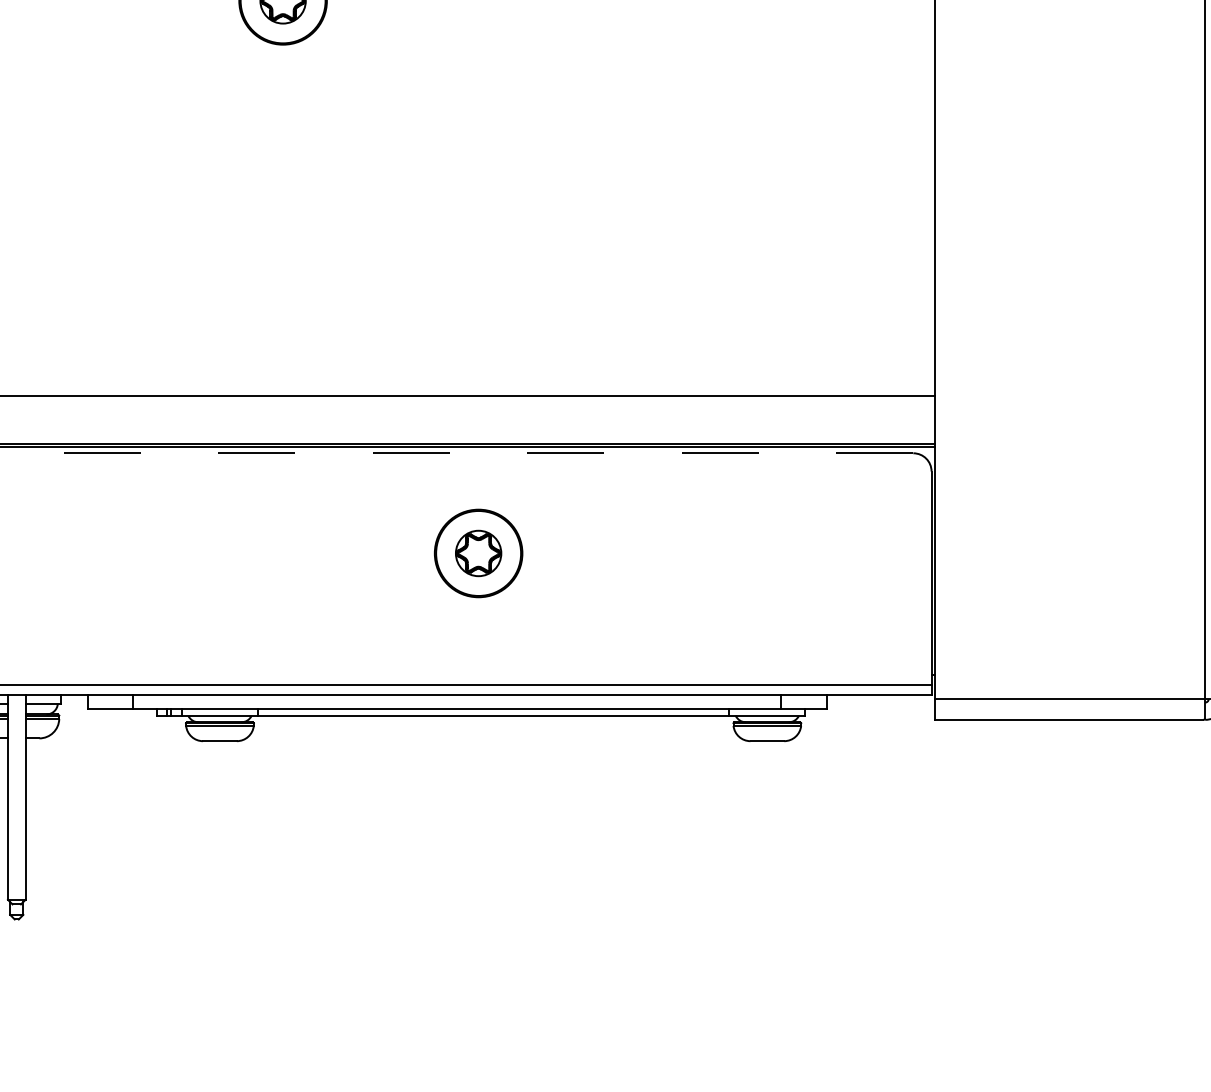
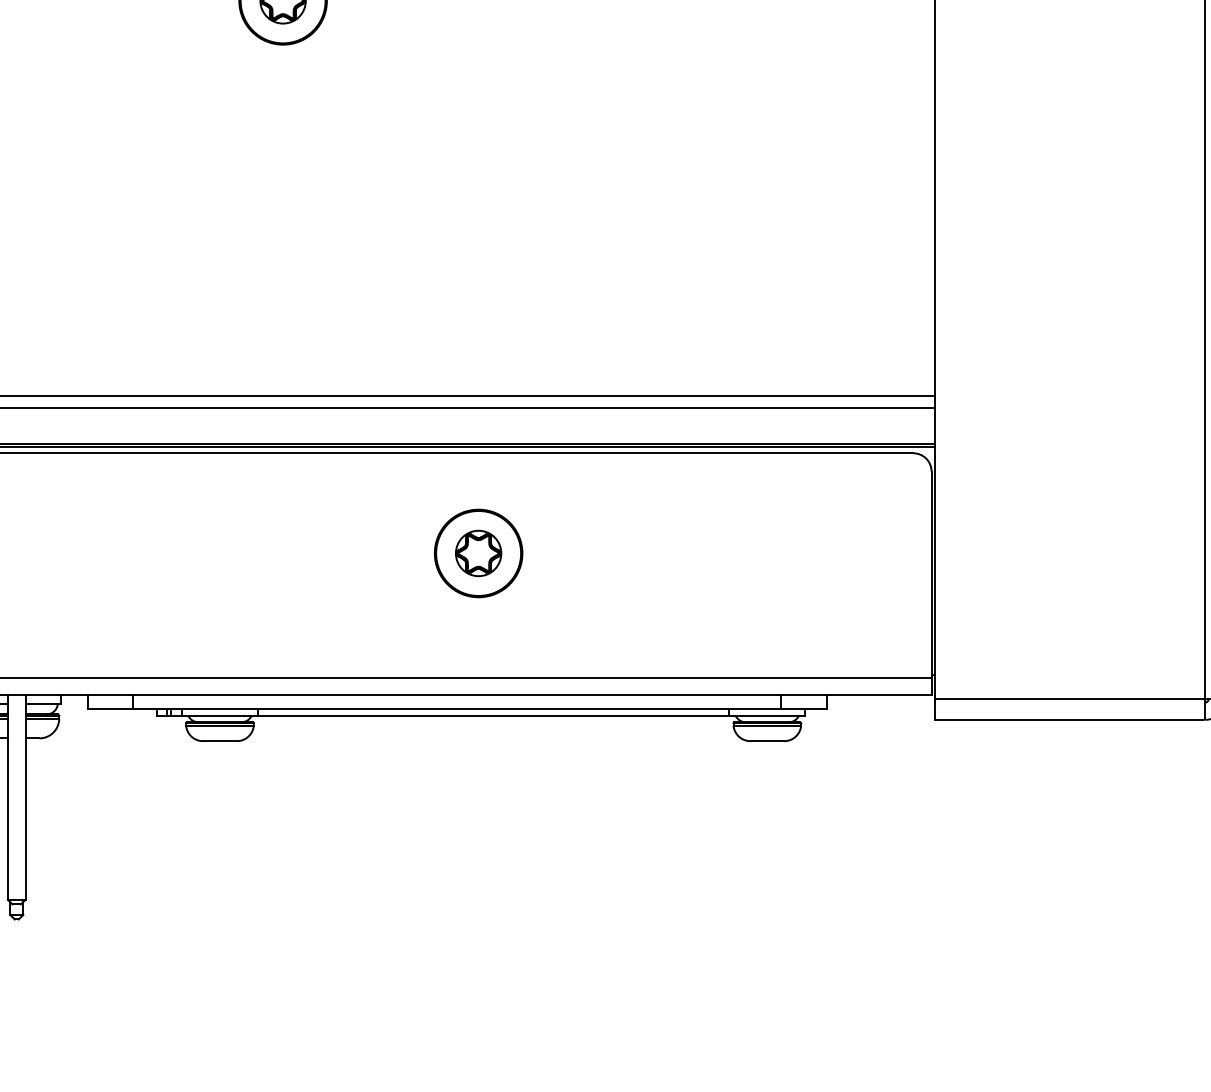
line: none -> present (468, 408)
line: dashed -> solid (456, 453)
line position: (466, 684) -> (466, 677) (466, 677)
